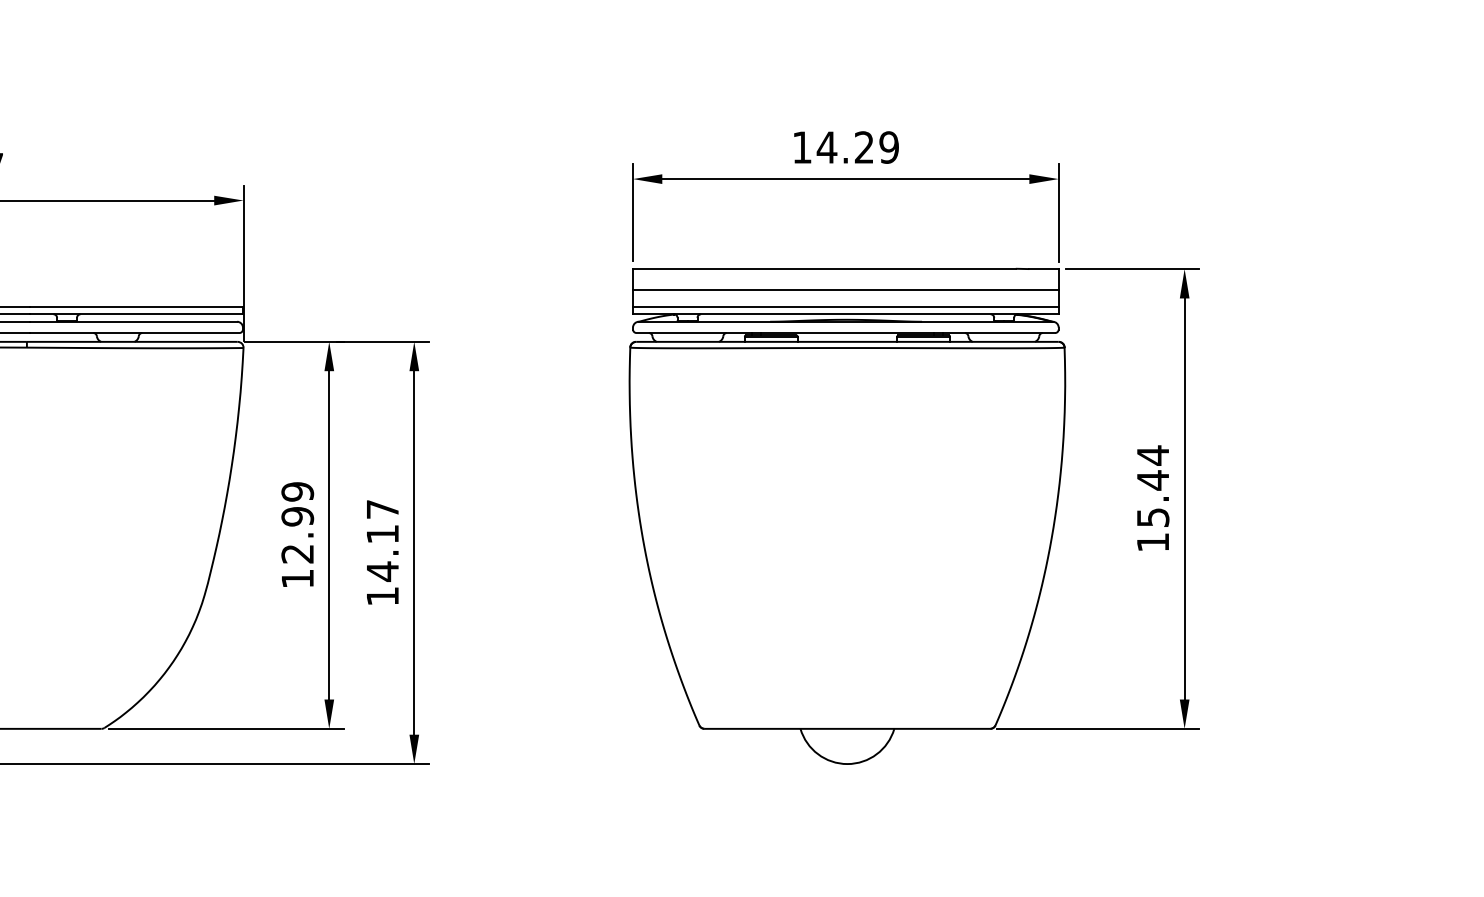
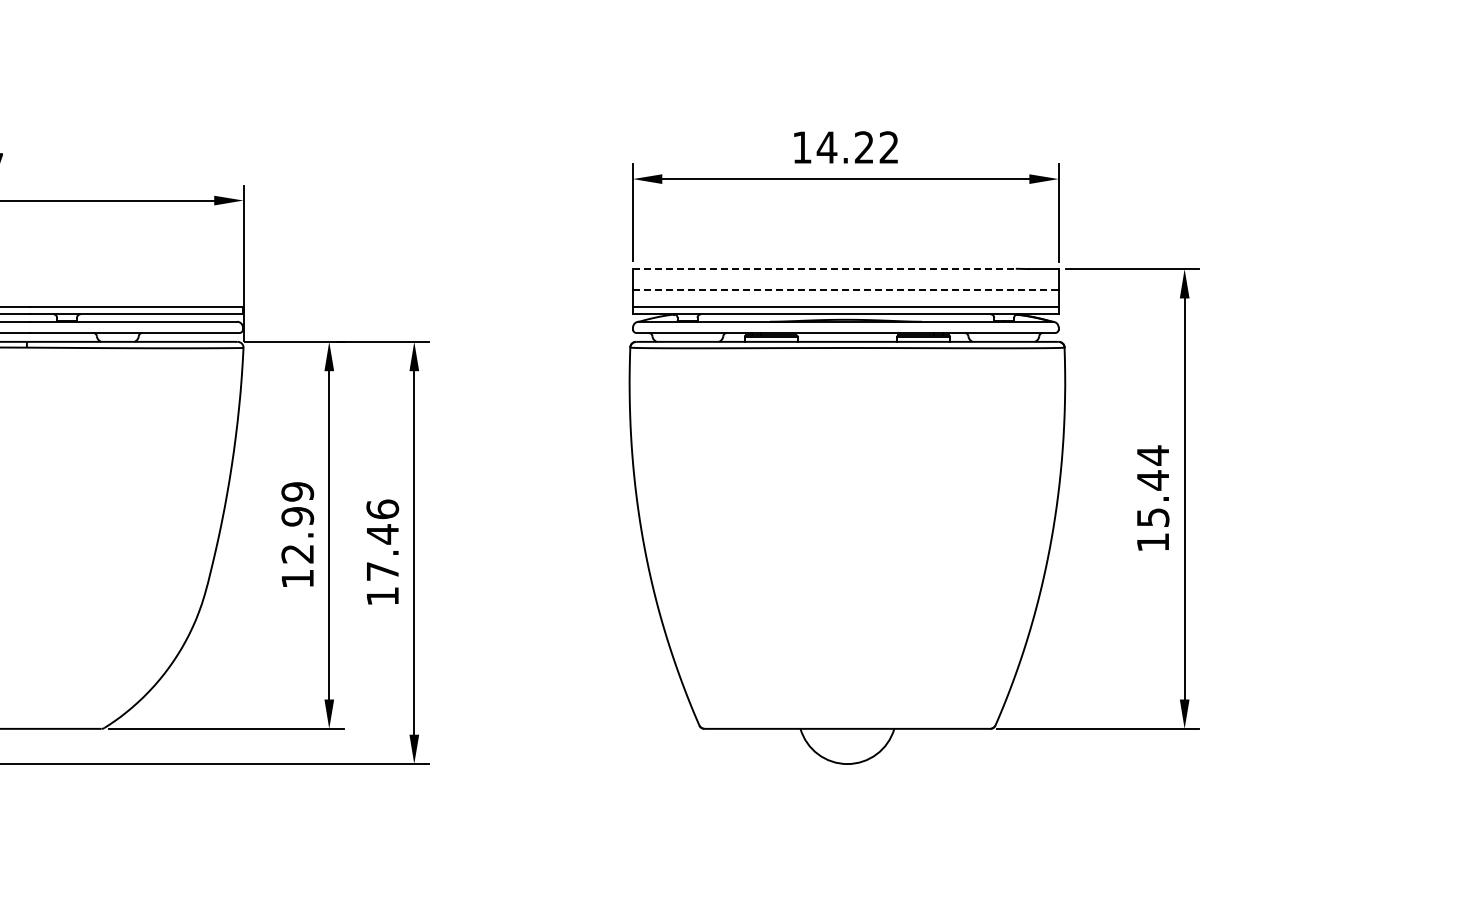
text: 14.29 -> 14.22 (888, 147)
line: solid -> dashed (824, 268)
line: solid -> dashed (845, 290)
text: 14.17 -> 17.46 (382, 540)
